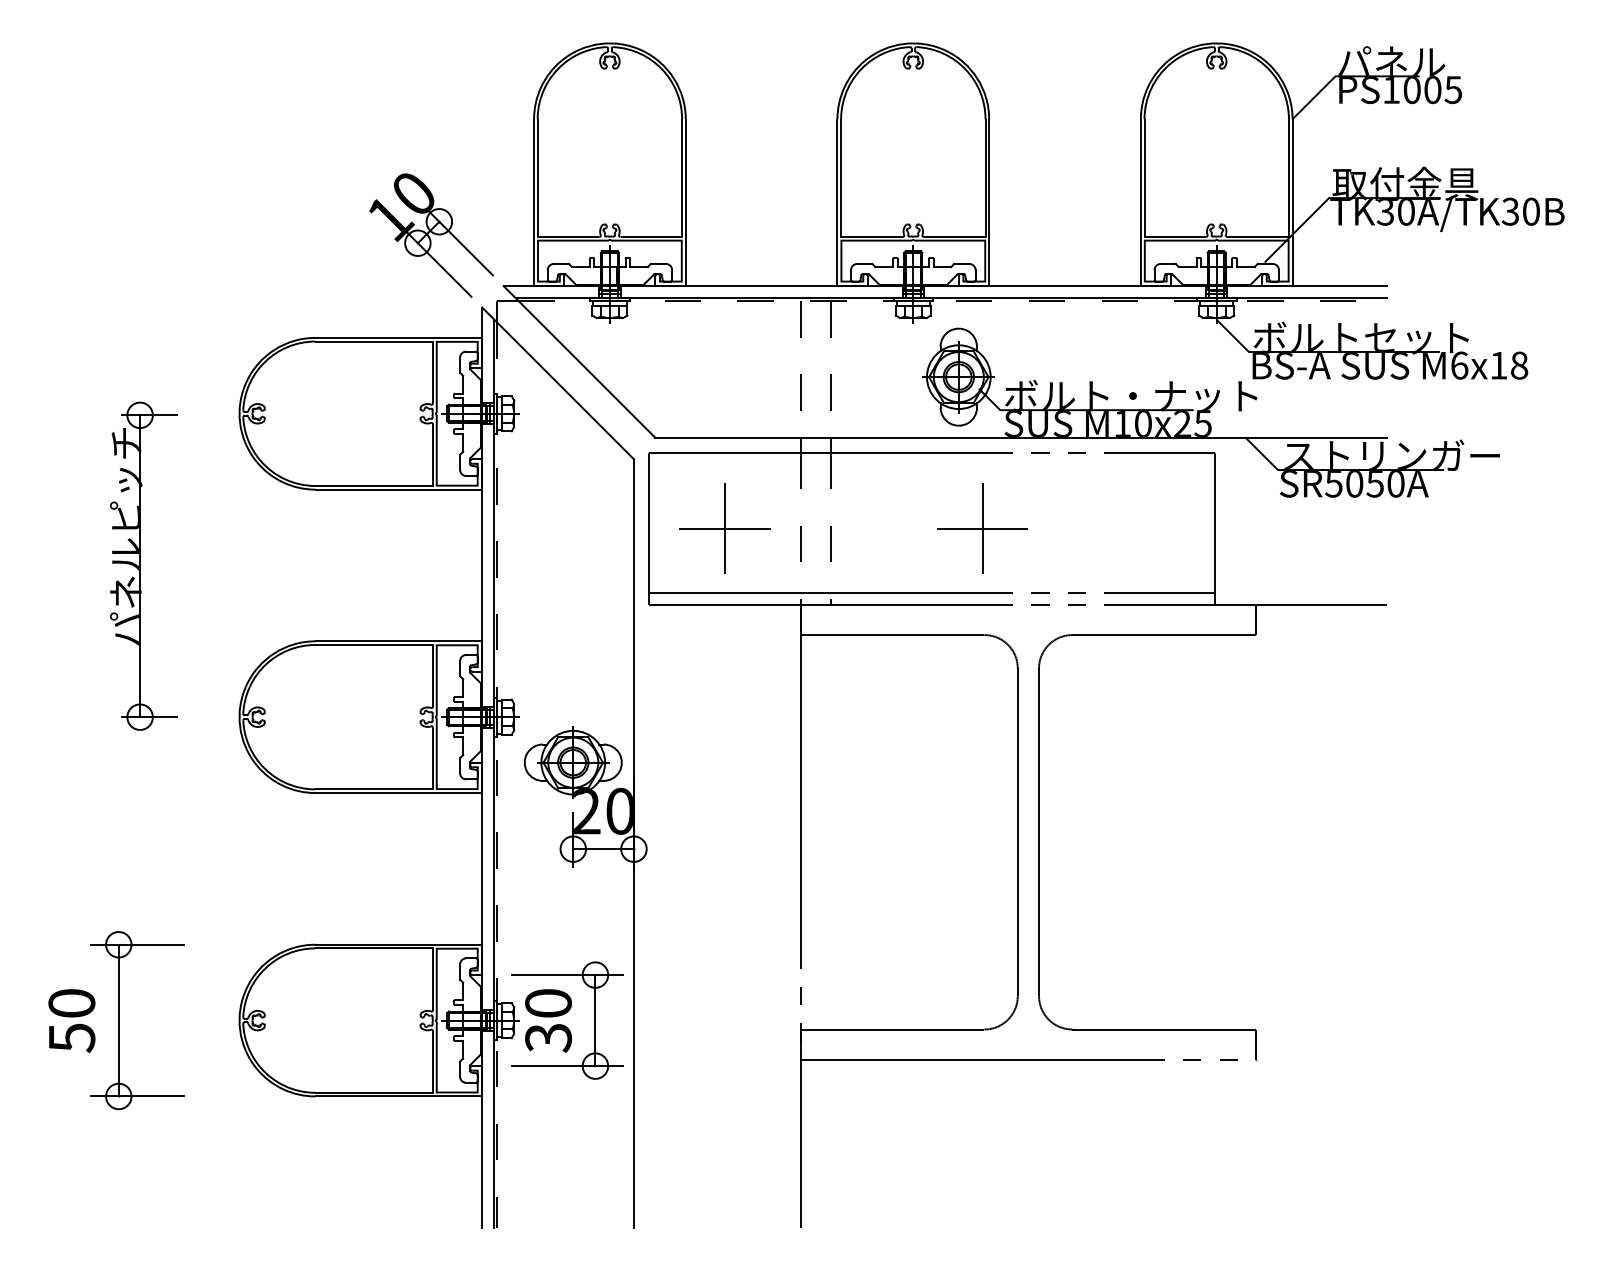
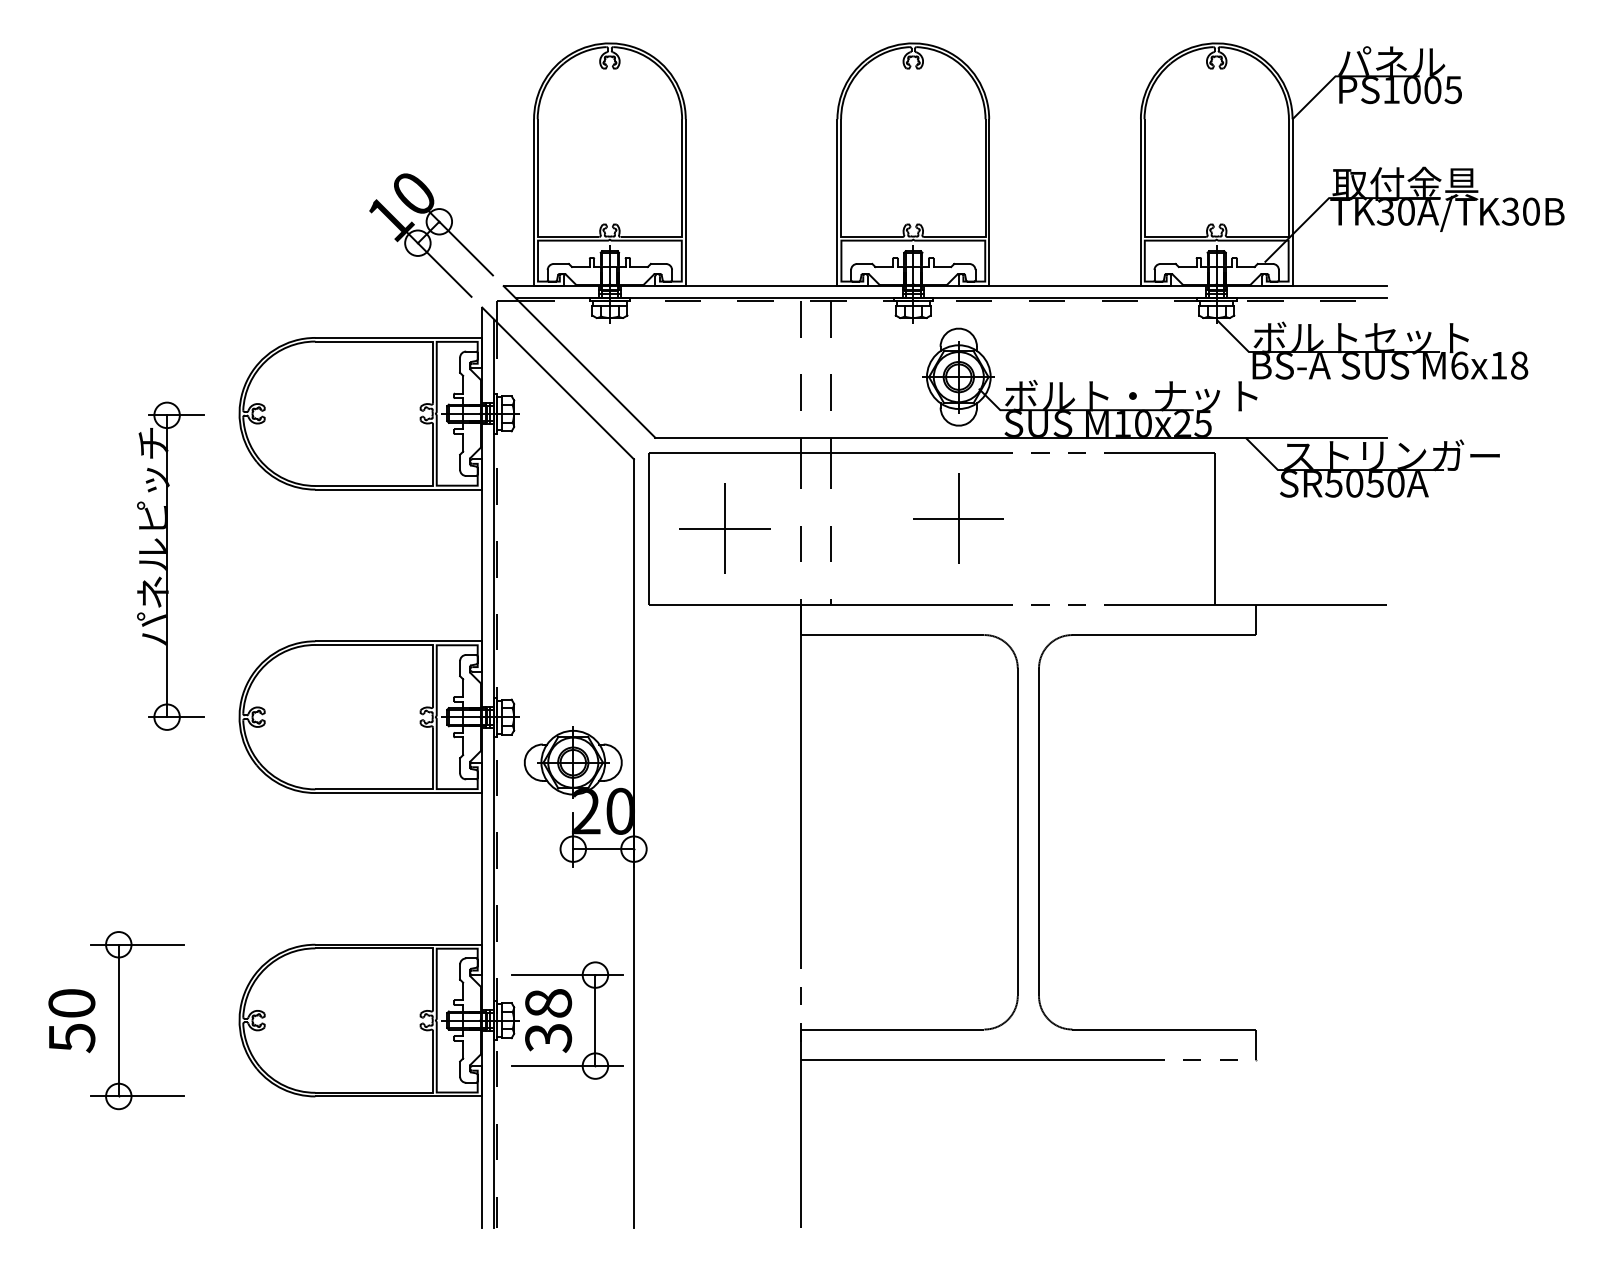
part position: (982, 528) -> (958, 518) (958, 518)
part position: (143, 565) -> (170, 565) (170, 565)
line: present -> none (932, 592)
text: 30 -> 38 (548, 1003)
